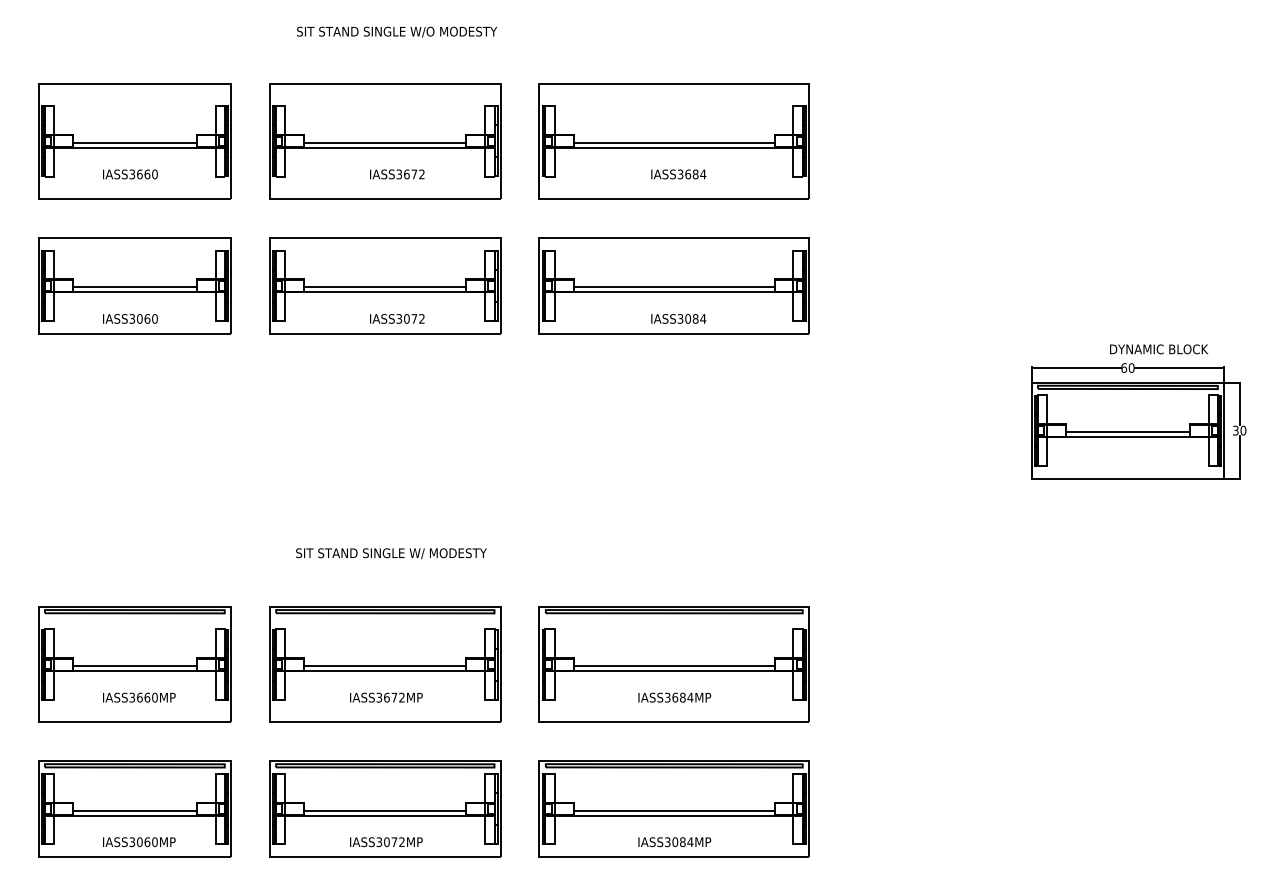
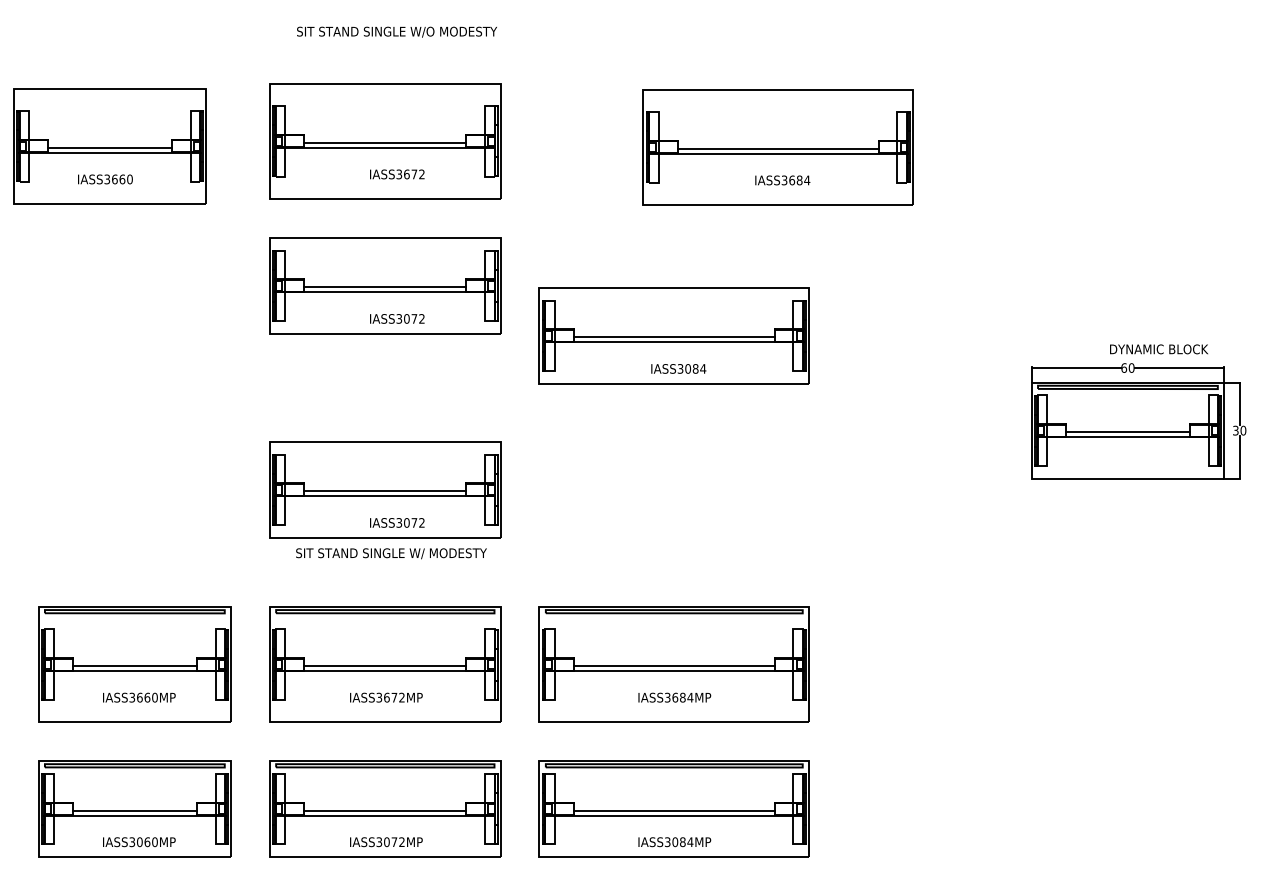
part position: (134, 141) -> (109, 146) (109, 146)
part position: (673, 141) -> (777, 147) (777, 147)
part: present -> none (134, 285)
part position: (673, 285) -> (673, 335) (673, 335)
part: none -> present (385, 489)
